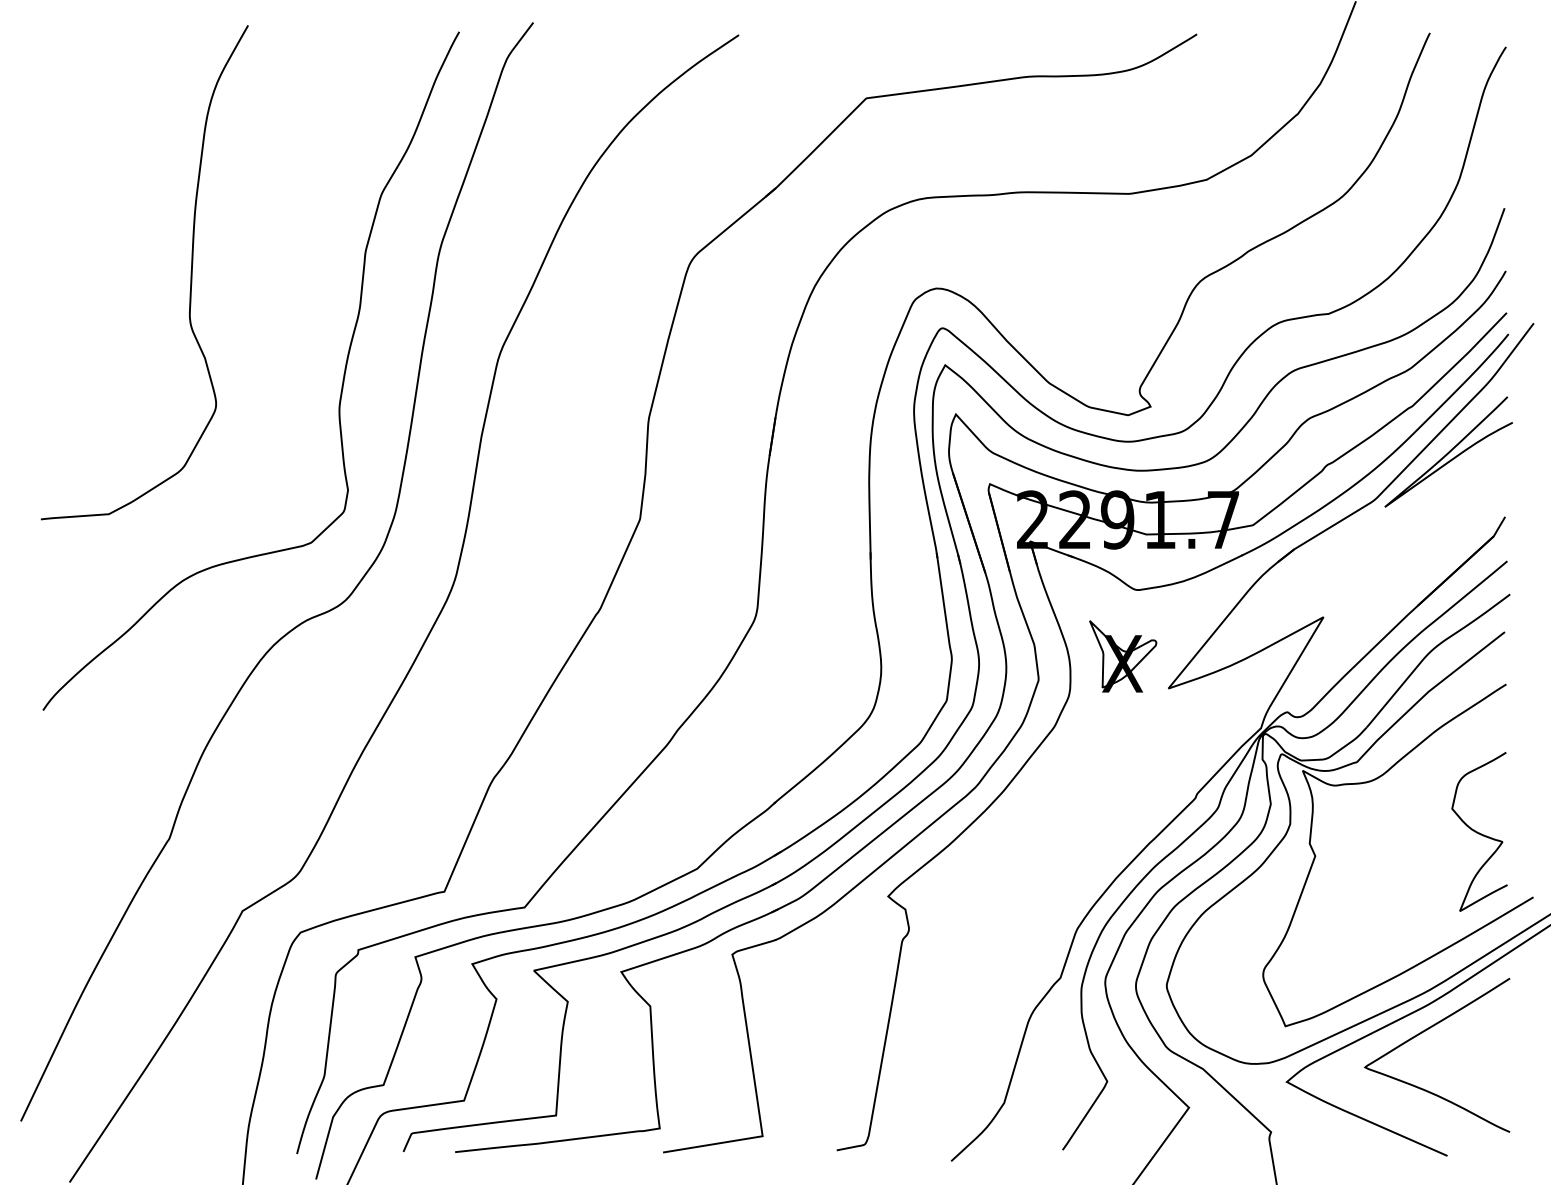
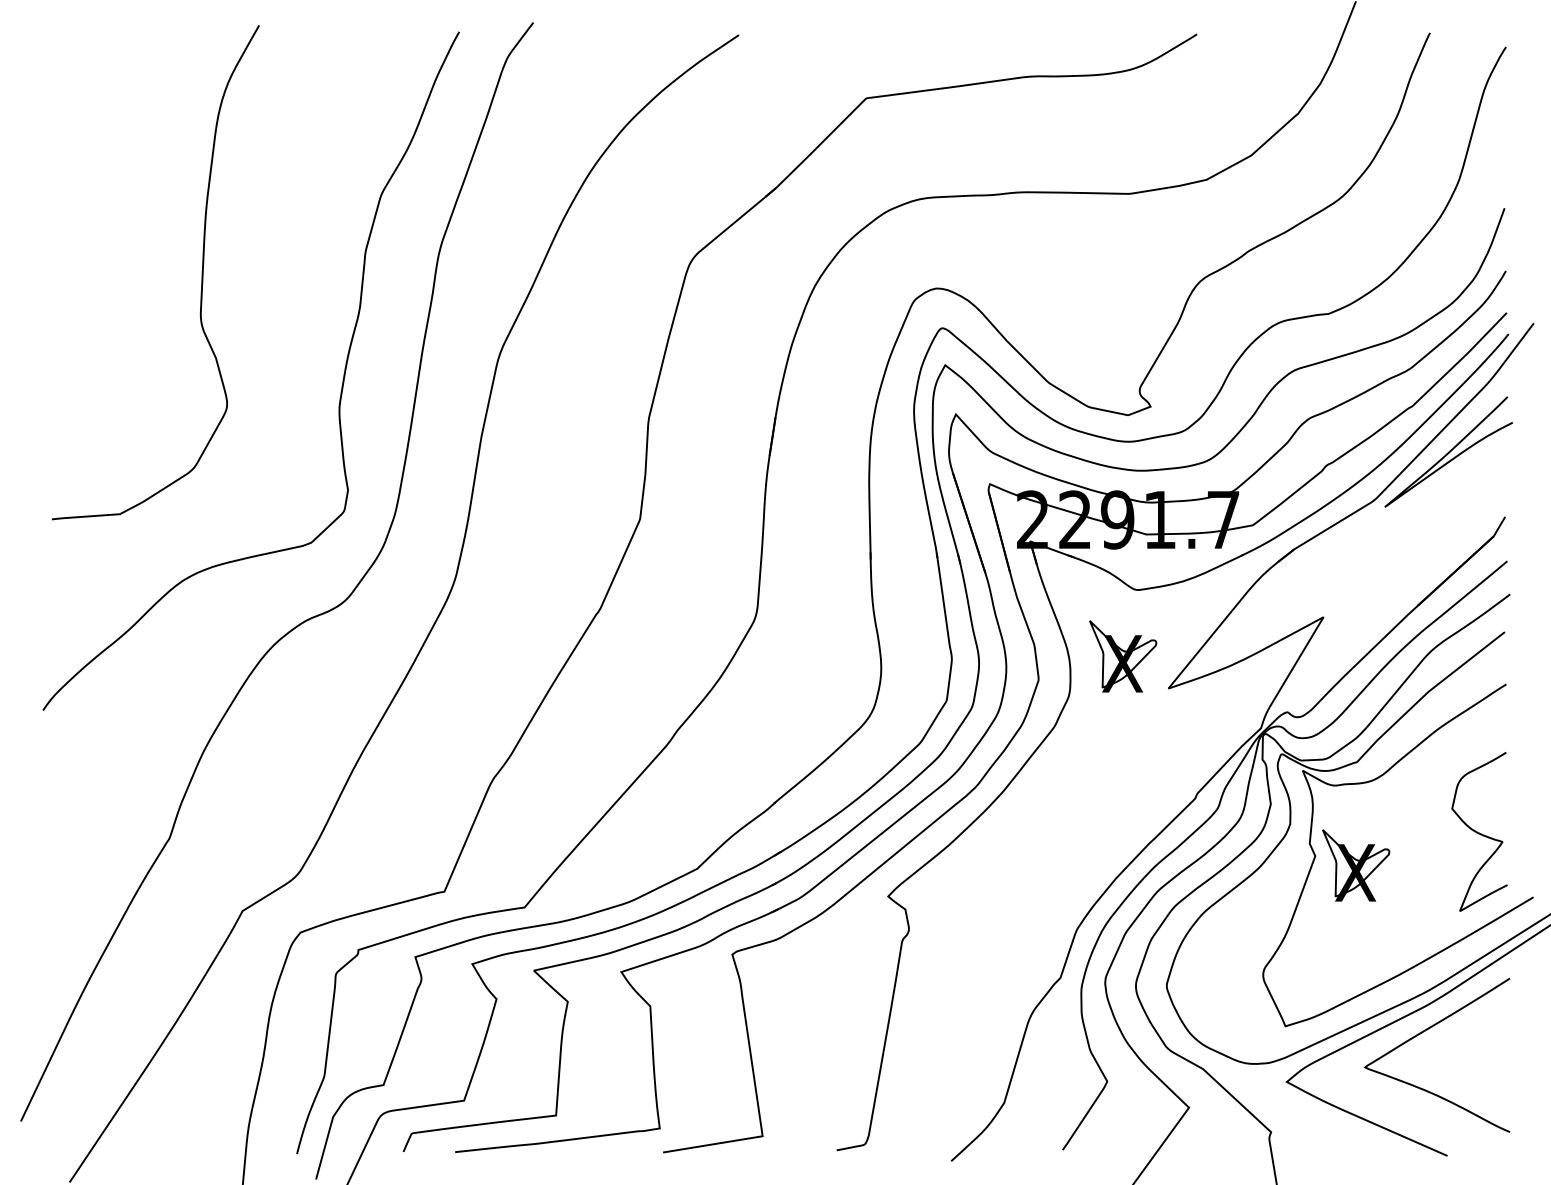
curve position: (190, 272) -> (201, 272) (201, 272)
part: none -> present (1356, 865)
